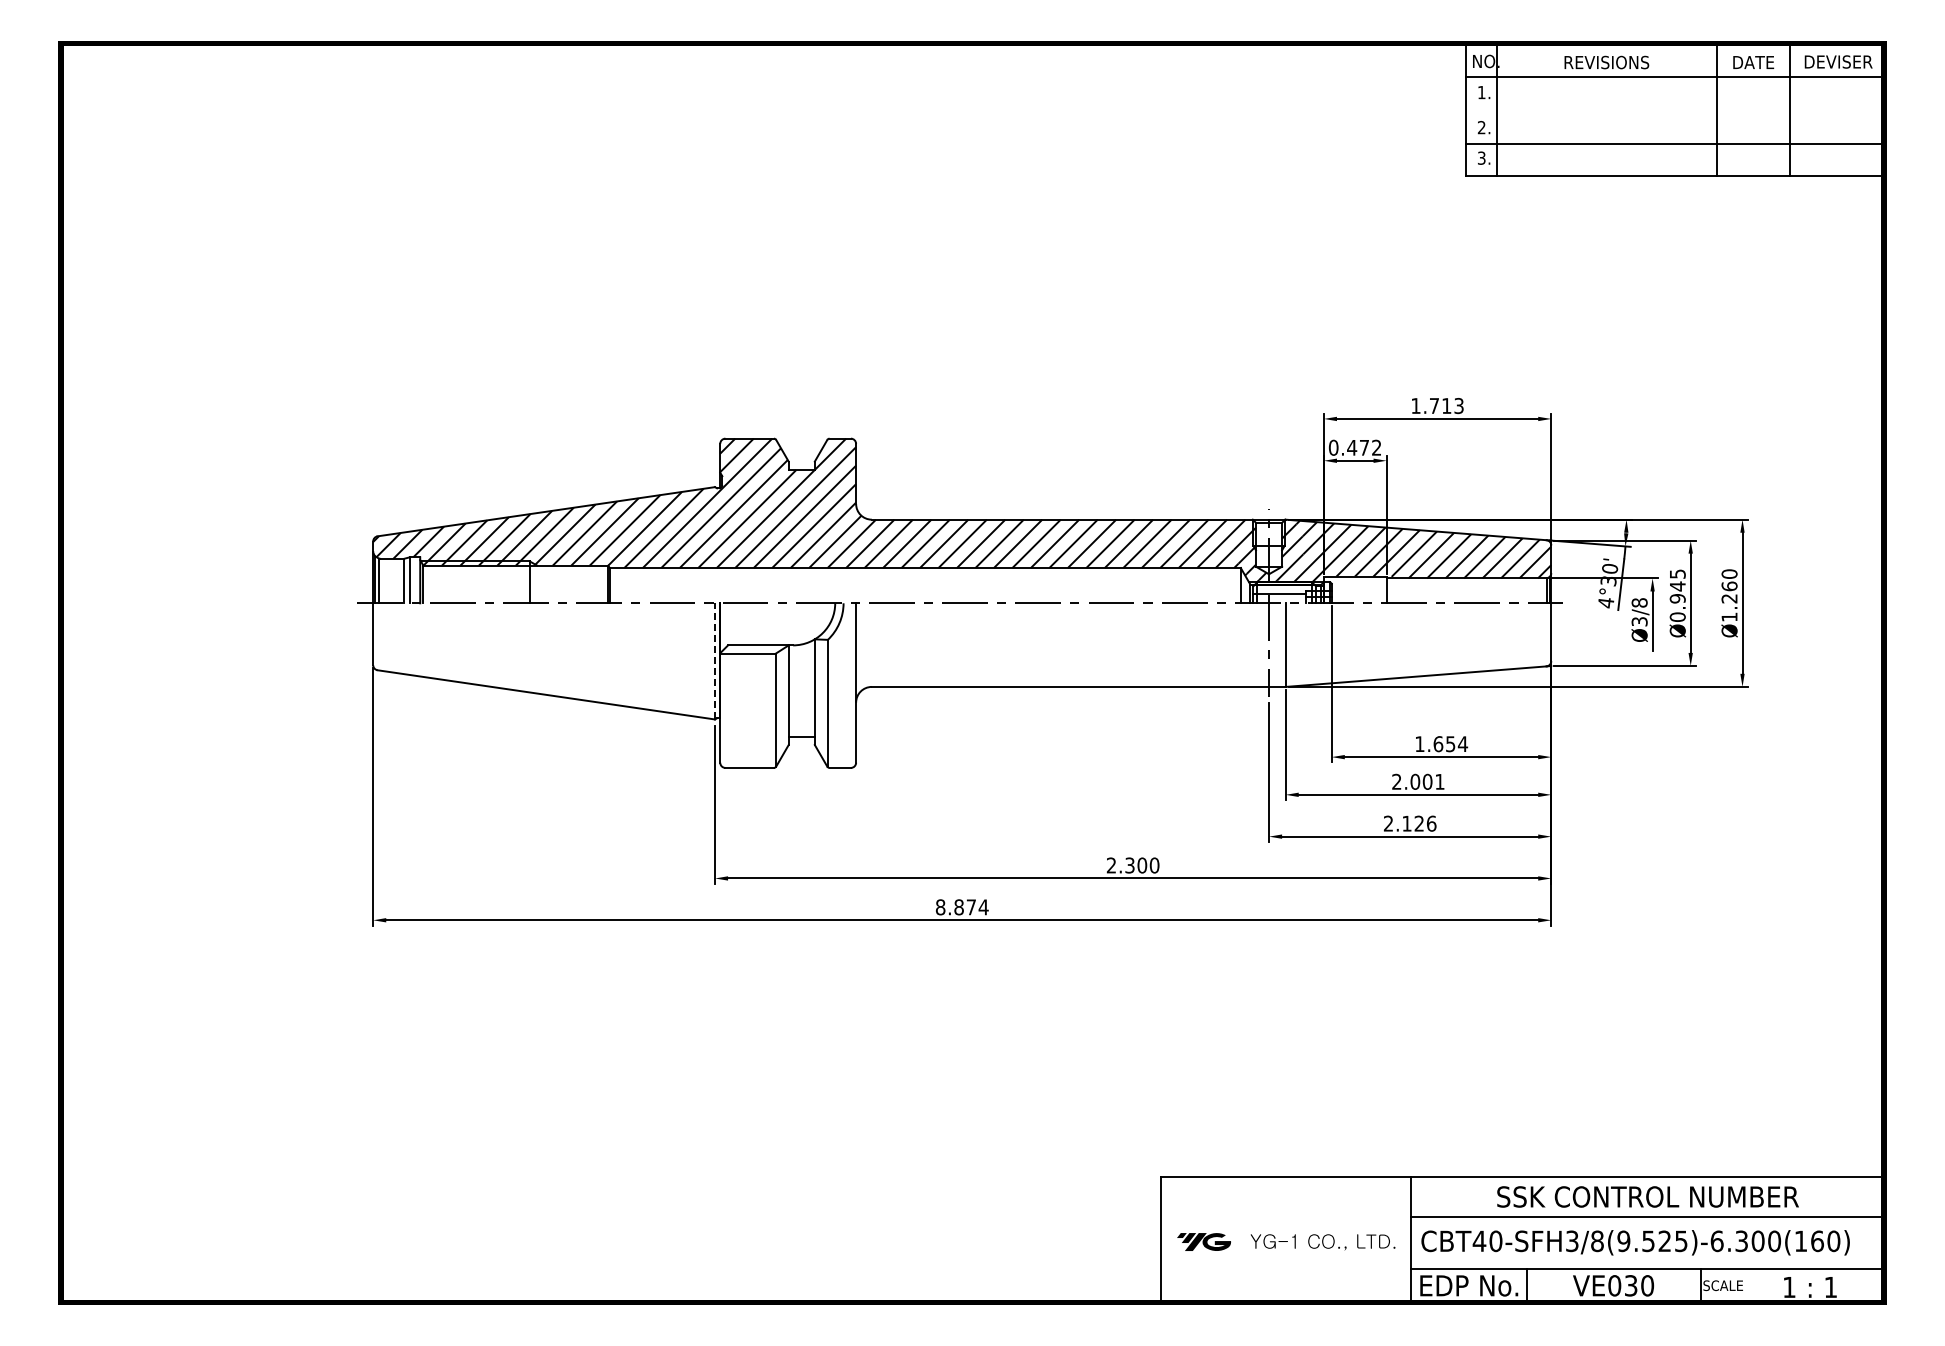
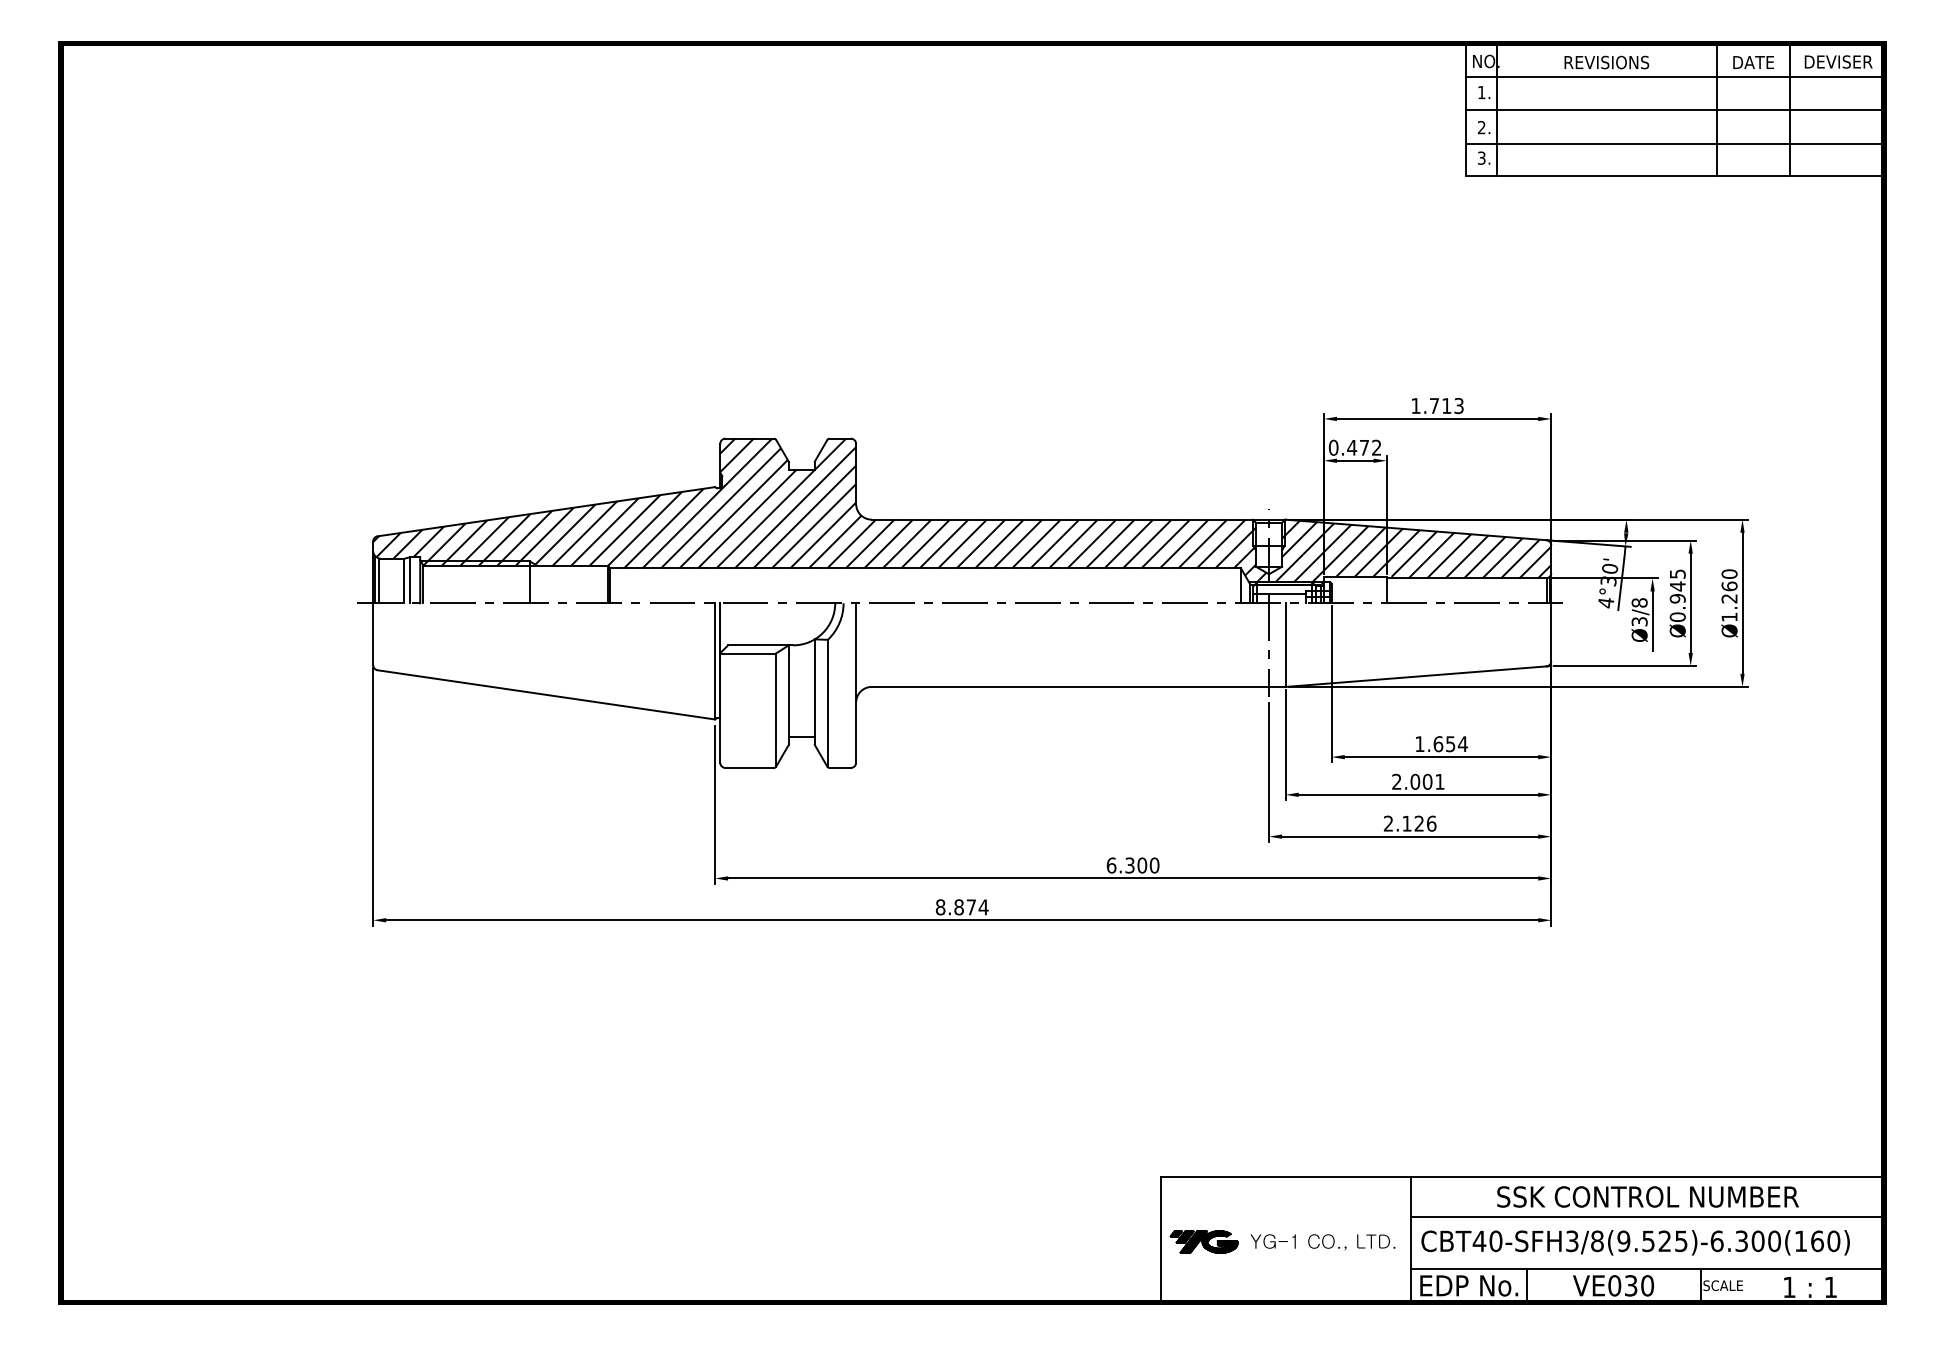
line: none -> present (1674, 110)
line: dashed -> solid (715, 660)
text: 2.300 -> 6.300 (1111, 865)
part size: 54x18 px -> 70x24 px (1203, 1241)
